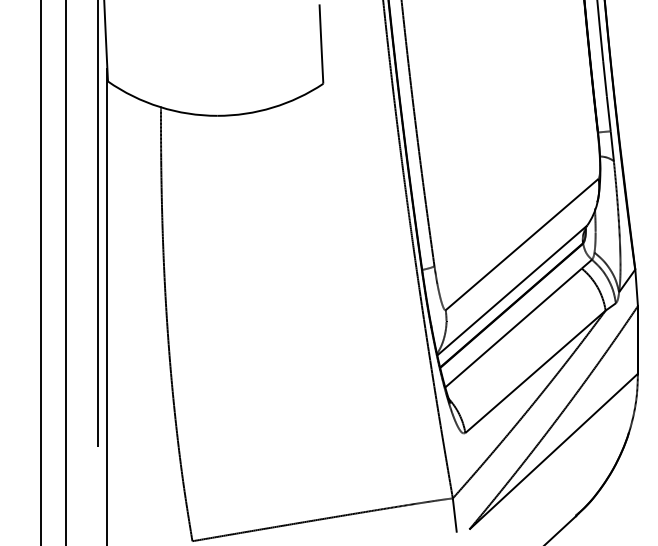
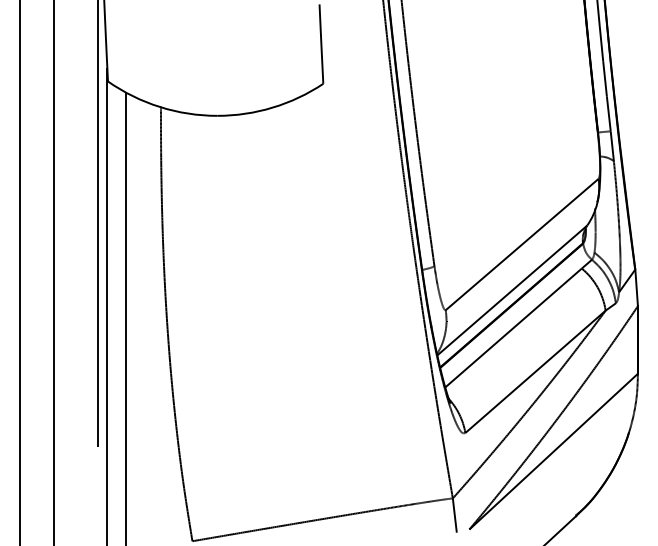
line position: (40, 272) -> (19, 272) (19, 272)
line position: (65, 272) -> (53, 272) (53, 272)
line: none -> present (126, 317)
